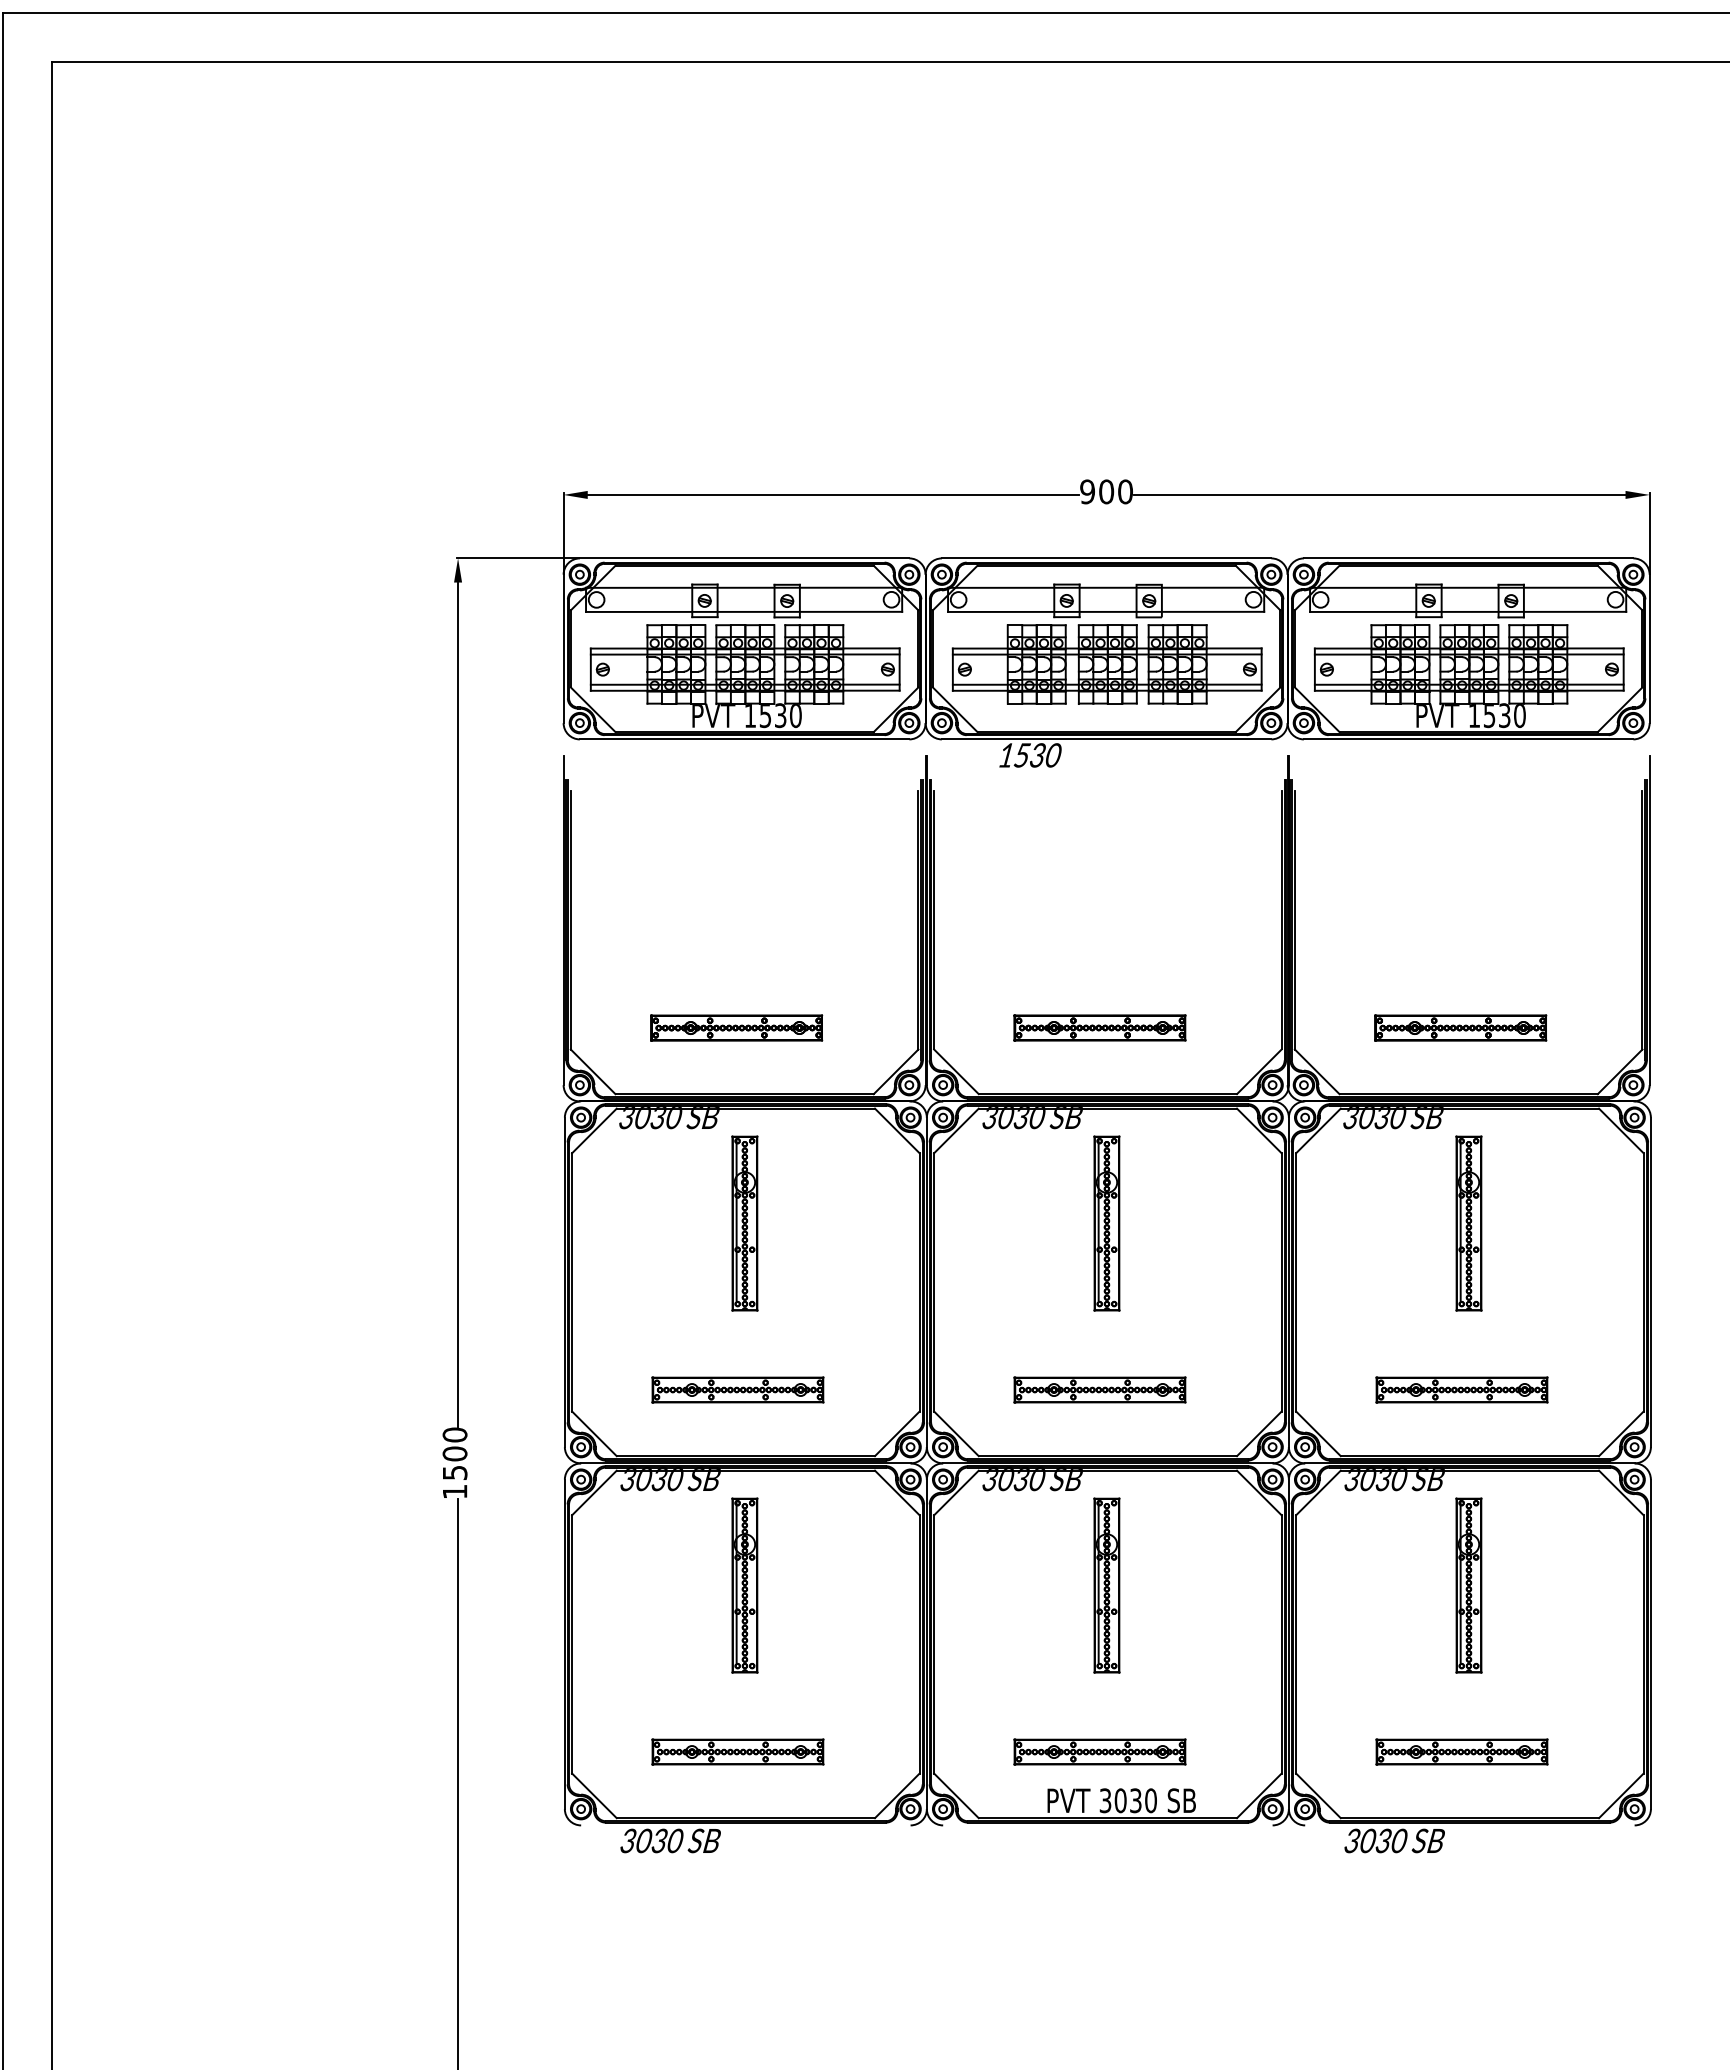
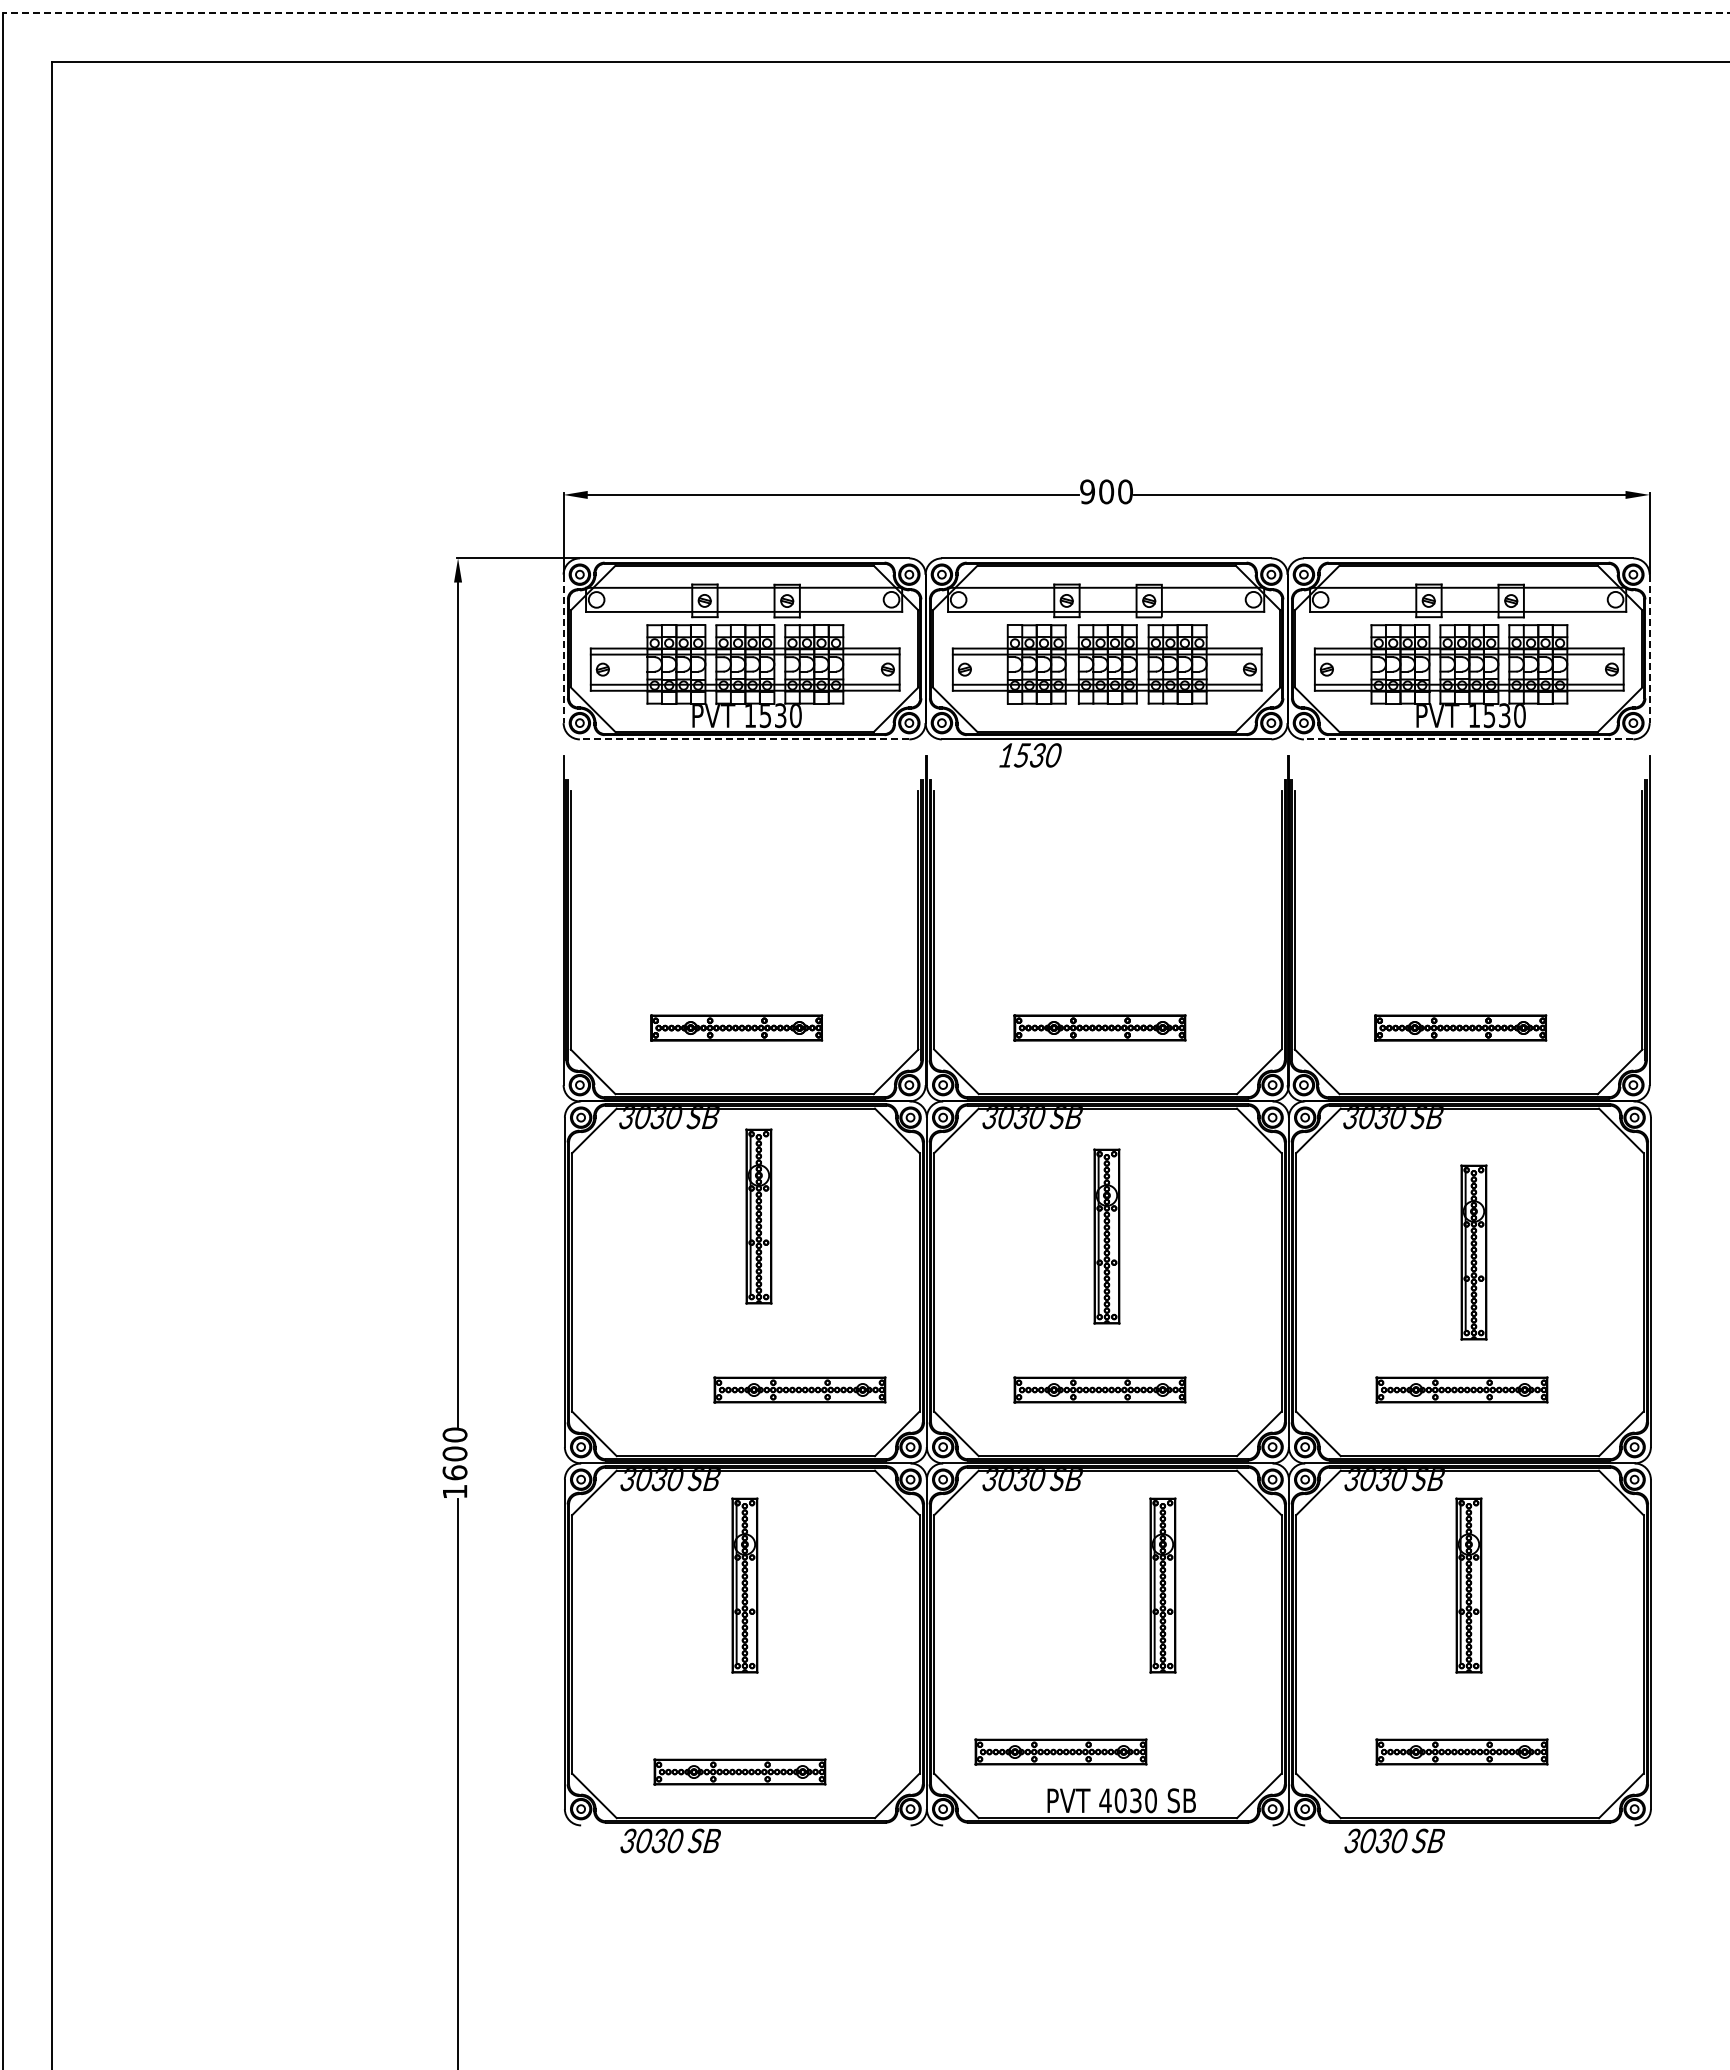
line: solid -> dashed (865, 12)
line: solid -> dashed (563, 649)
line: solid -> dashed (1649, 649)
line: solid -> dashed (744, 739)
line: solid -> dashed (1468, 739)
part position: (744, 1223) -> (758, 1216) (758, 1216)
part position: (1106, 1223) -> (1106, 1236) (1106, 1236)
part position: (1468, 1223) -> (1473, 1252) (1473, 1252)
part position: (737, 1389) -> (799, 1389) (799, 1389)
text: 1500 -> 1600 (454, 1472)
part position: (1106, 1585) -> (1162, 1585) (1162, 1585)
part position: (737, 1751) -> (739, 1771) (739, 1771)
part position: (1099, 1751) -> (1060, 1751) (1060, 1751)
text: 3030 -> 4030 (1105, 1800)
